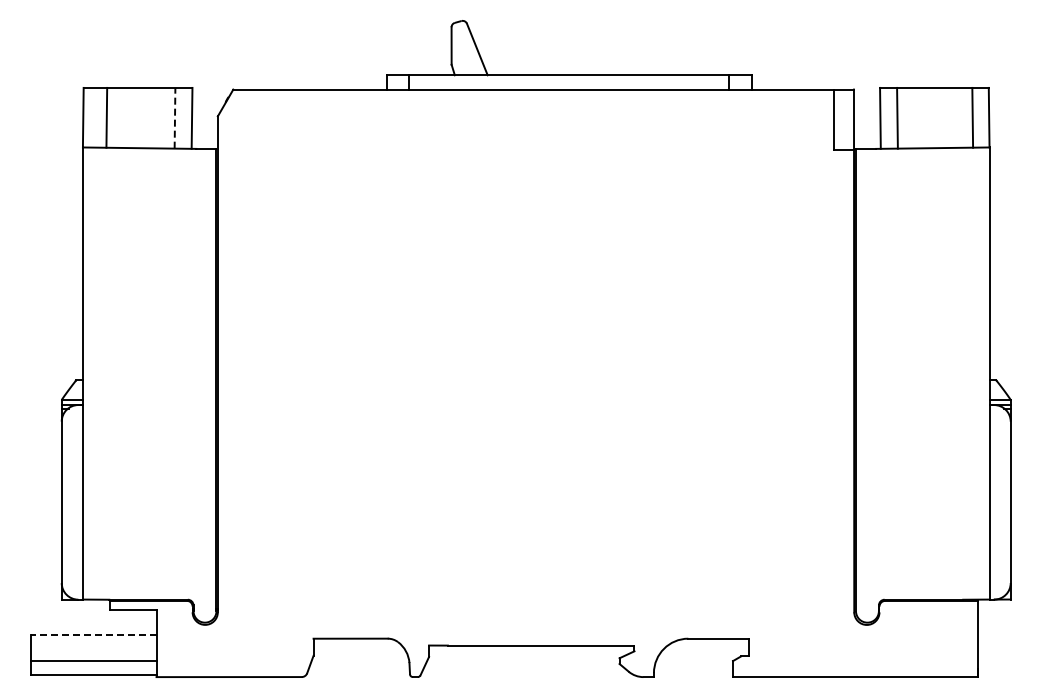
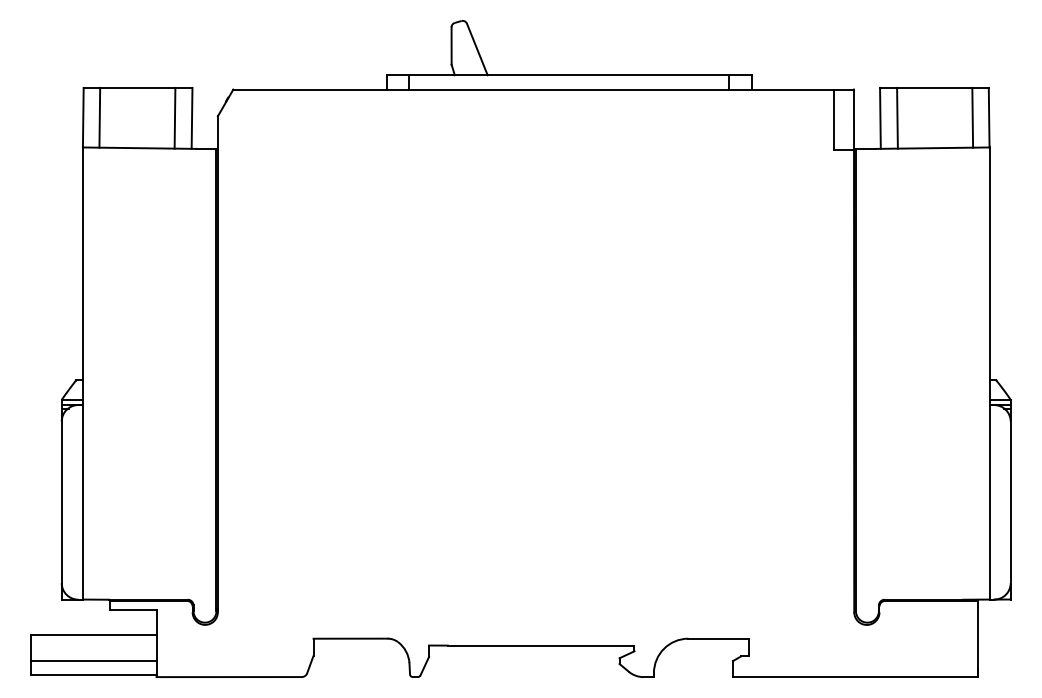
line position: (106, 117) -> (99, 117) (99, 117)
line: dashed -> solid (175, 117)
line: dashed -> solid (93, 635)
